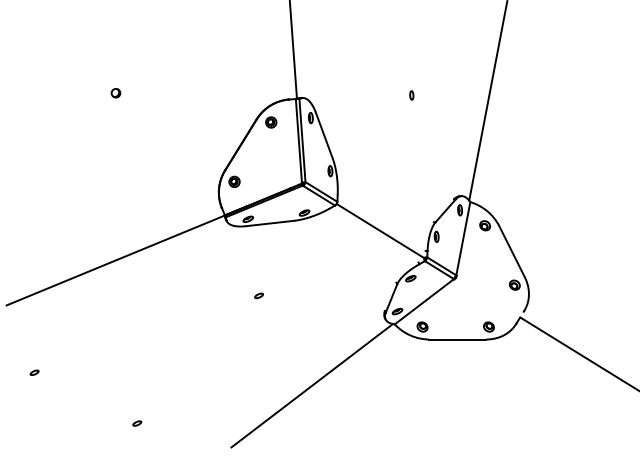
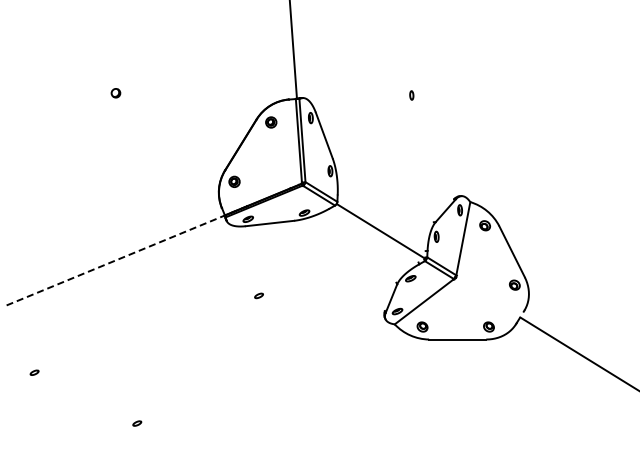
line: present -> none (488, 101)
line: solid -> dashed (127, 255)
line: present -> none (311, 385)
